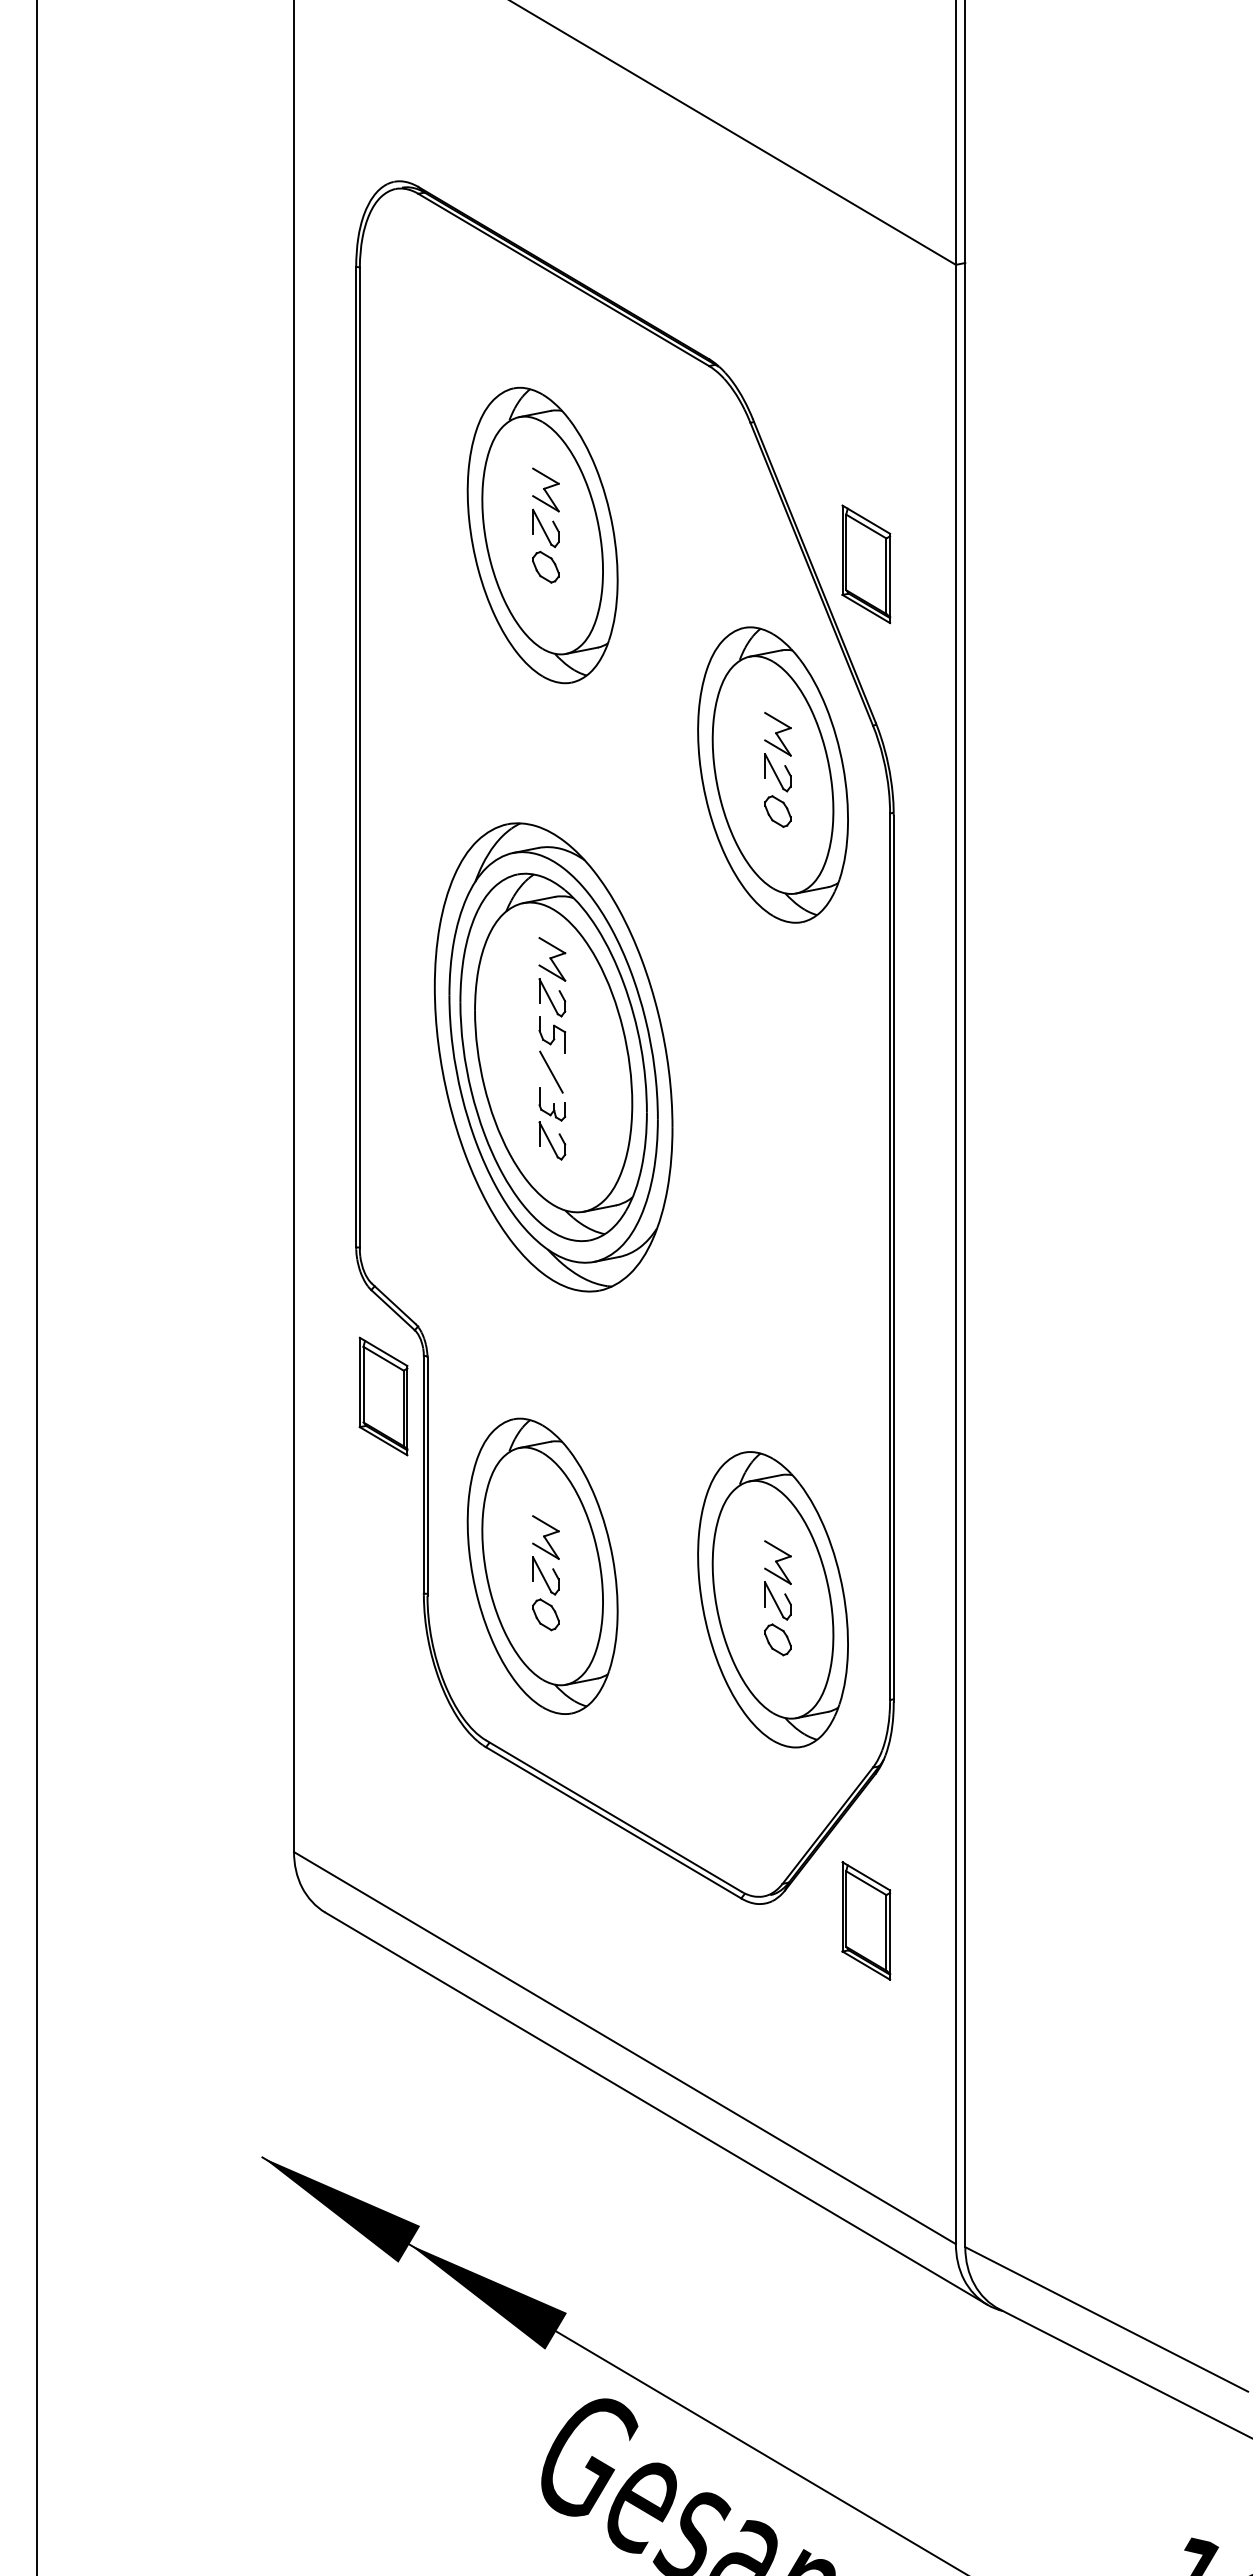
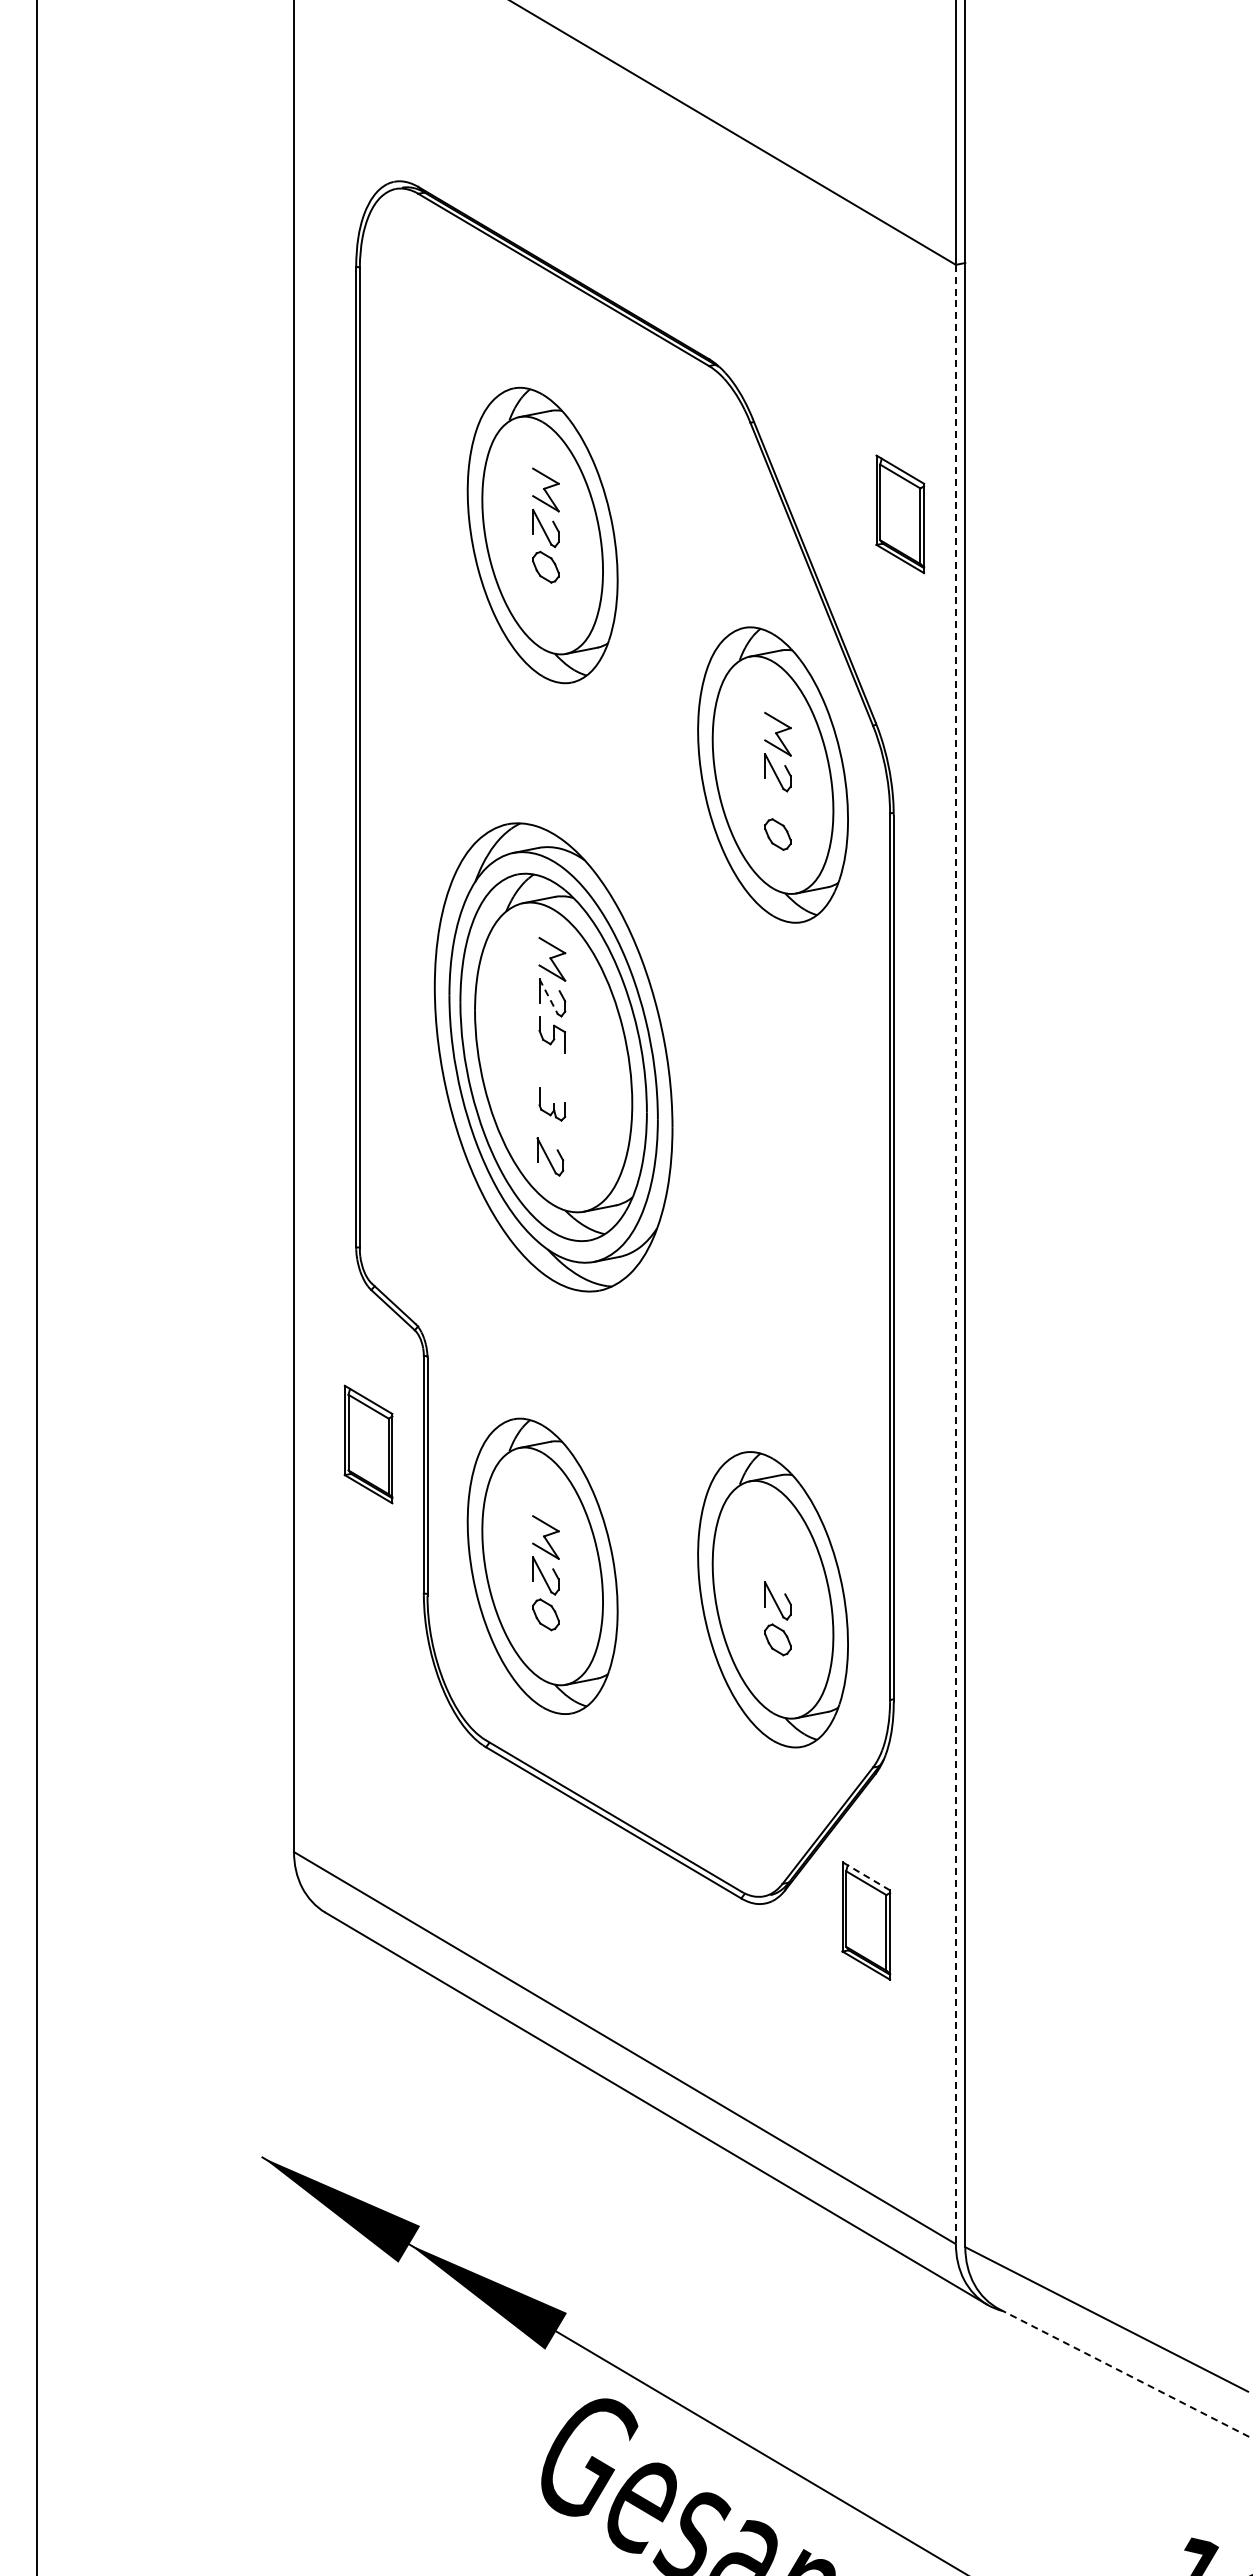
part position: (866, 564) -> (900, 514) (900, 514)
part position: (777, 811) -> (777, 834) (777, 834)
line: solid -> dashed (548, 996)
line: present -> none (551, 1071)
part position: (552, 1140) -> (550, 1156) (550, 1156)
line: solid -> dashed (955, 1254)
part position: (383, 1396) -> (368, 1444) (368, 1444)
part: present -> none (777, 1562)
line: solid -> dashed (866, 1876)
line: solid -> dashed (1126, 2373)
